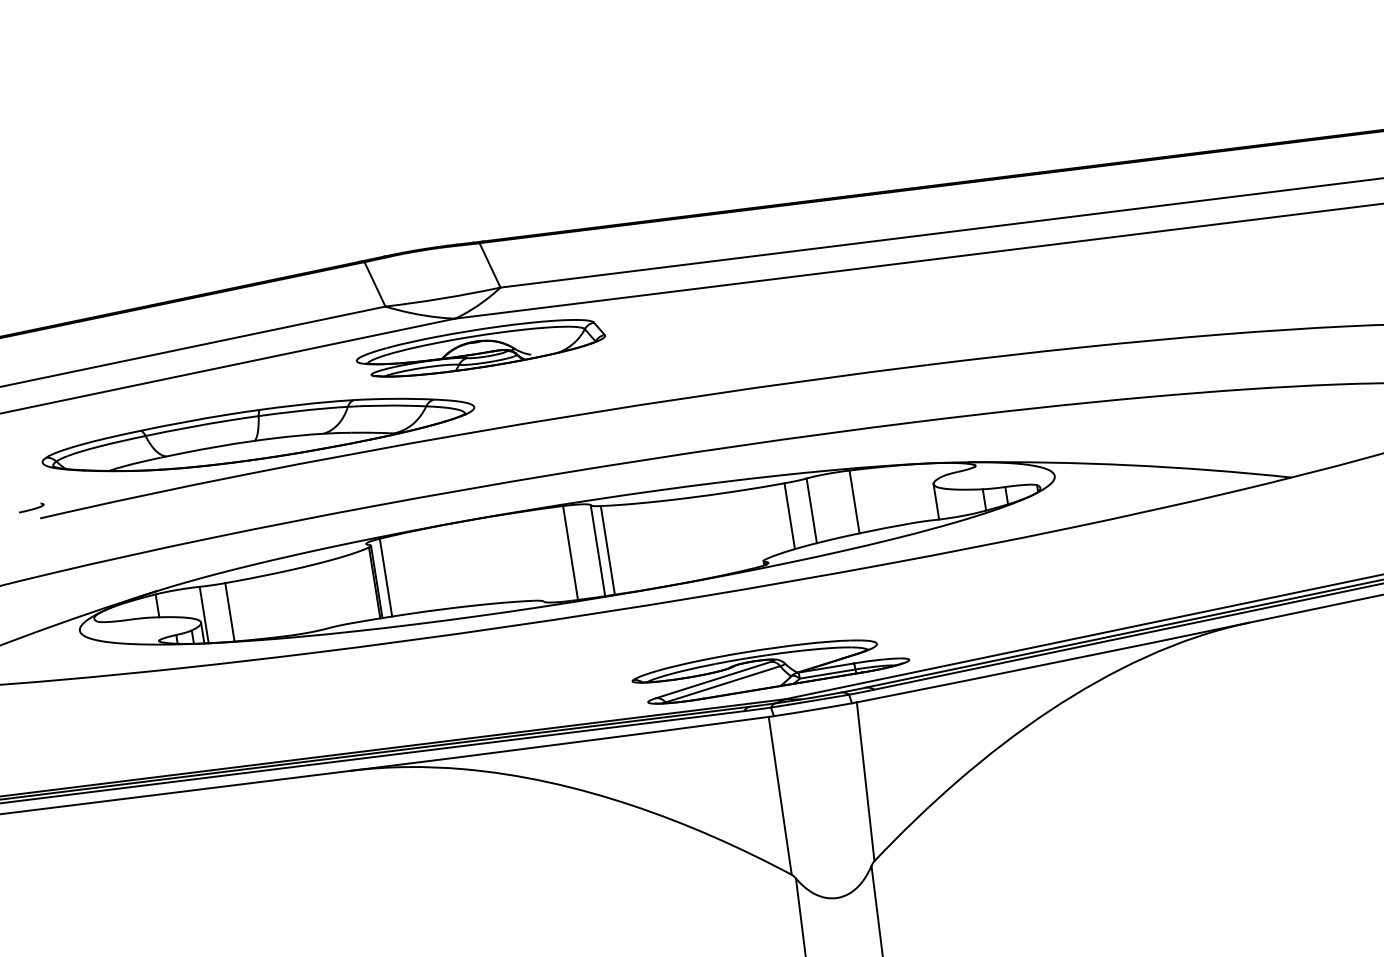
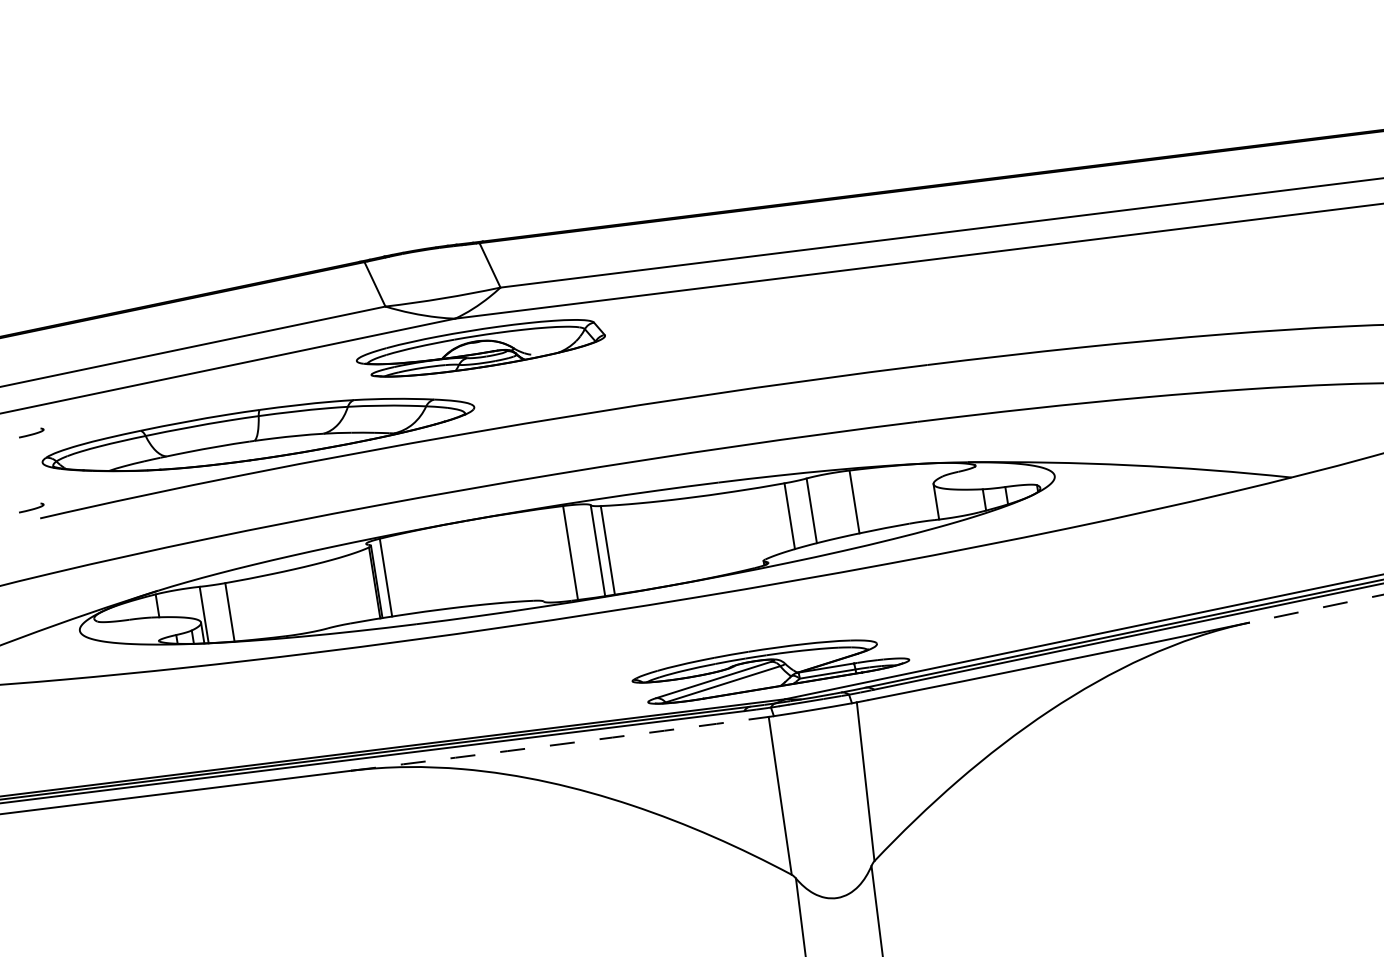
curve: none -> present (31, 433)
line: solid -> dashed (1316, 608)
arc: solid -> dashed (559, 744)
